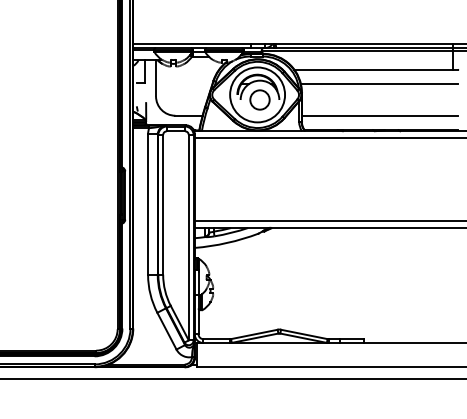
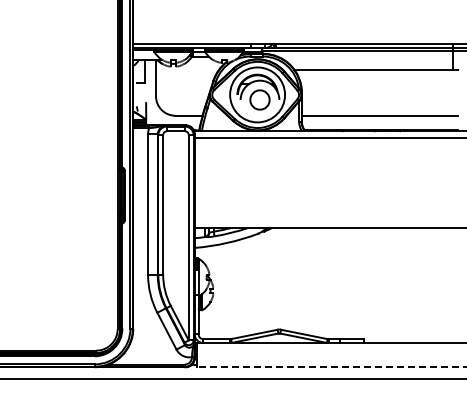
line: present -> none (379, 84)
line: present -> none (328, 220)
line: solid -> dashed (331, 367)
